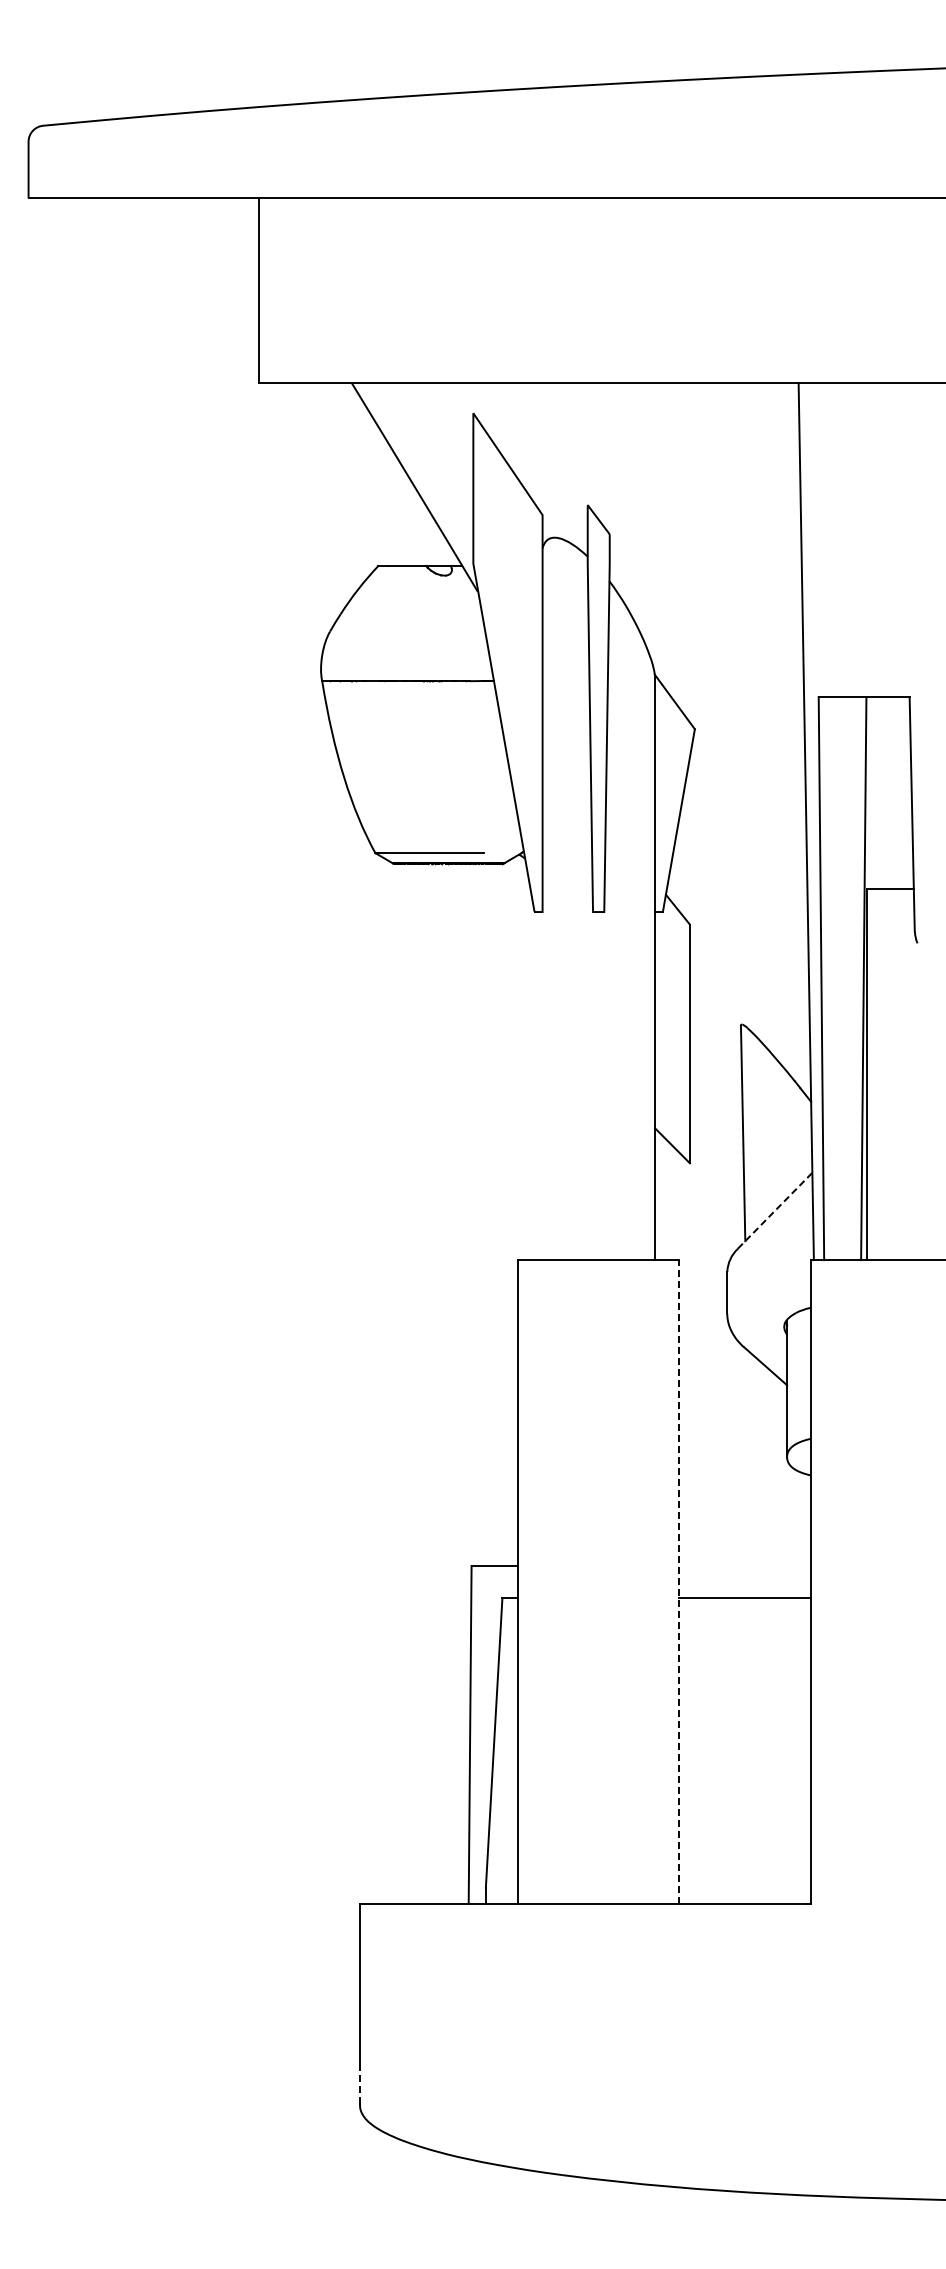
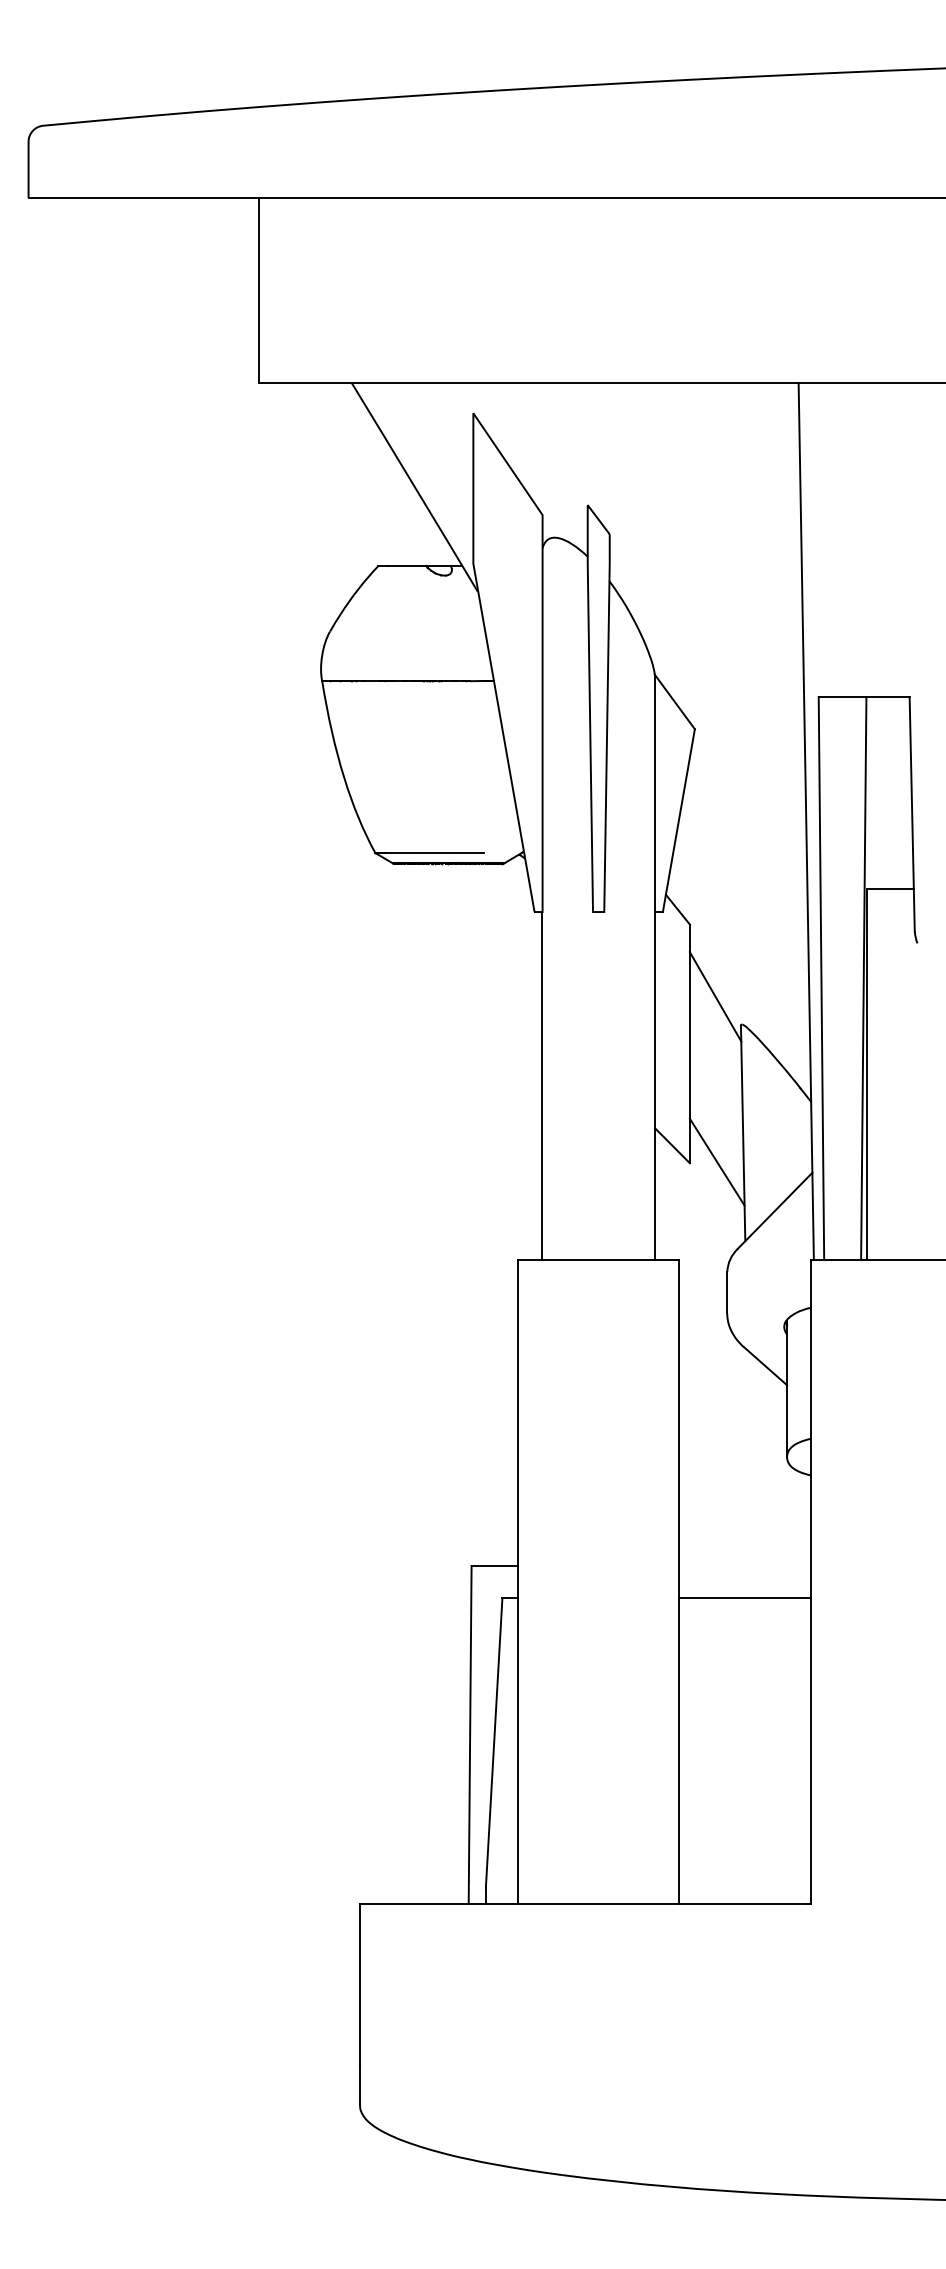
line: none -> present (715, 996)
line: none -> present (542, 1086)
line: none -> present (716, 1161)
line: dashed -> solid (775, 1210)
line: dashed -> solid (679, 1581)
line: dashed -> solid (360, 2084)
